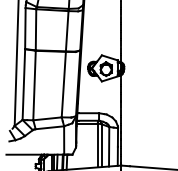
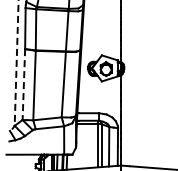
line: solid -> dashed (16, 63)
line: solid -> dashed (23, 85)
